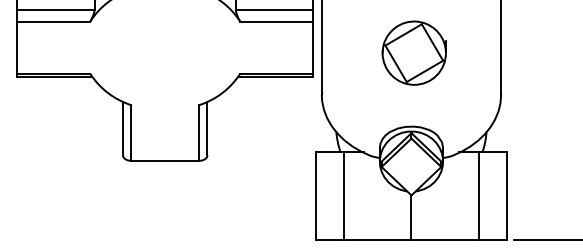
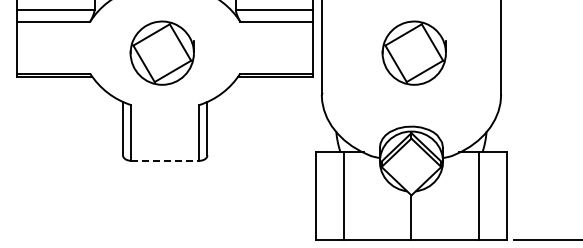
part: none -> present (161, 52)
line: solid -> dashed (165, 160)
